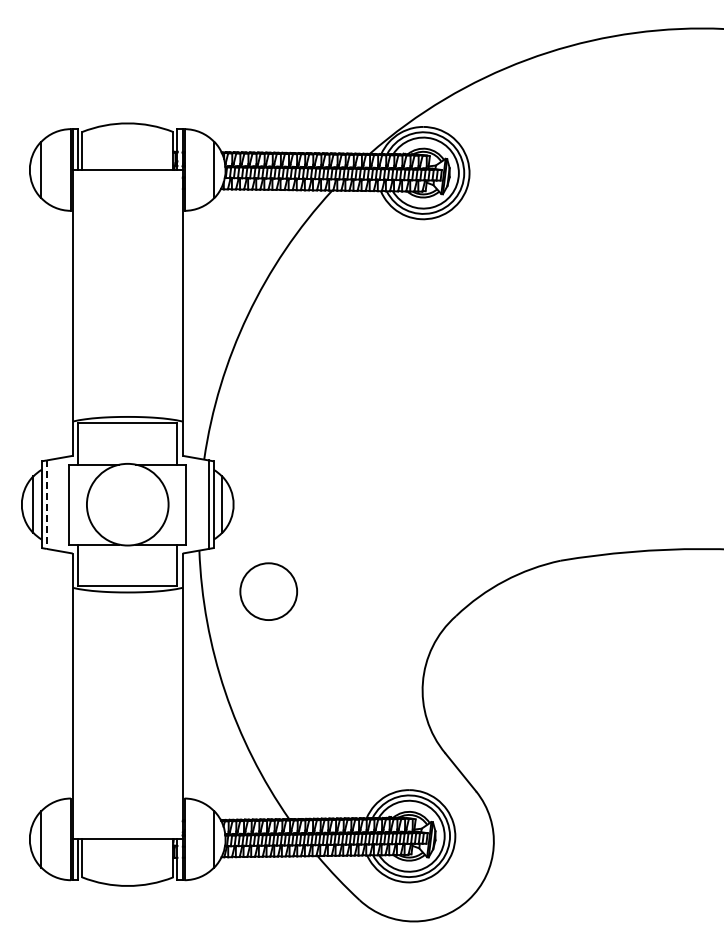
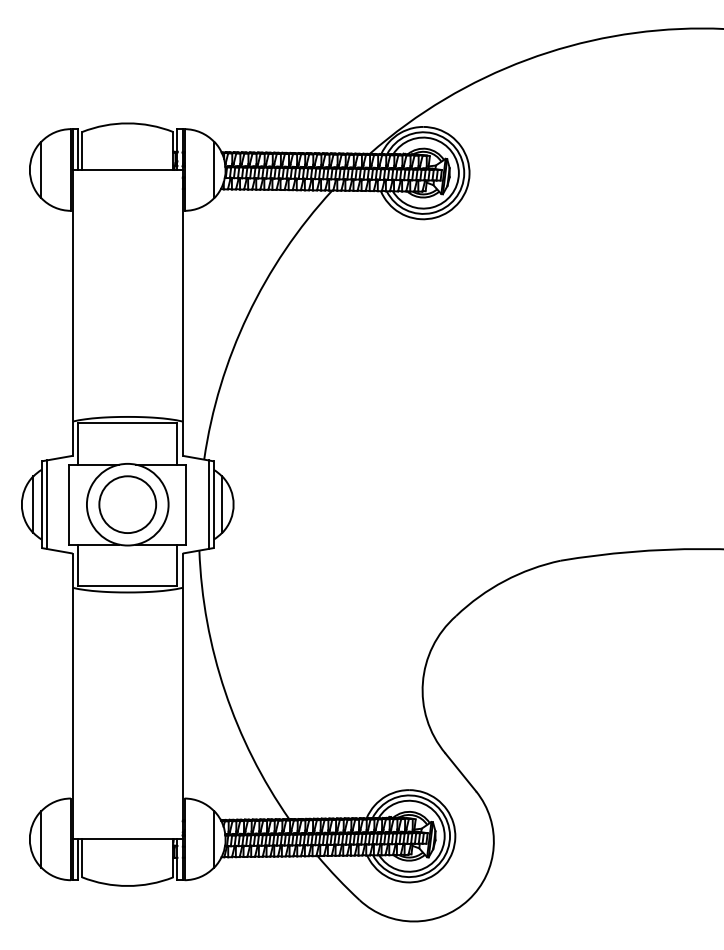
line: dashed -> solid (46, 505)
circle position: (268, 591) -> (127, 504) (127, 504)
